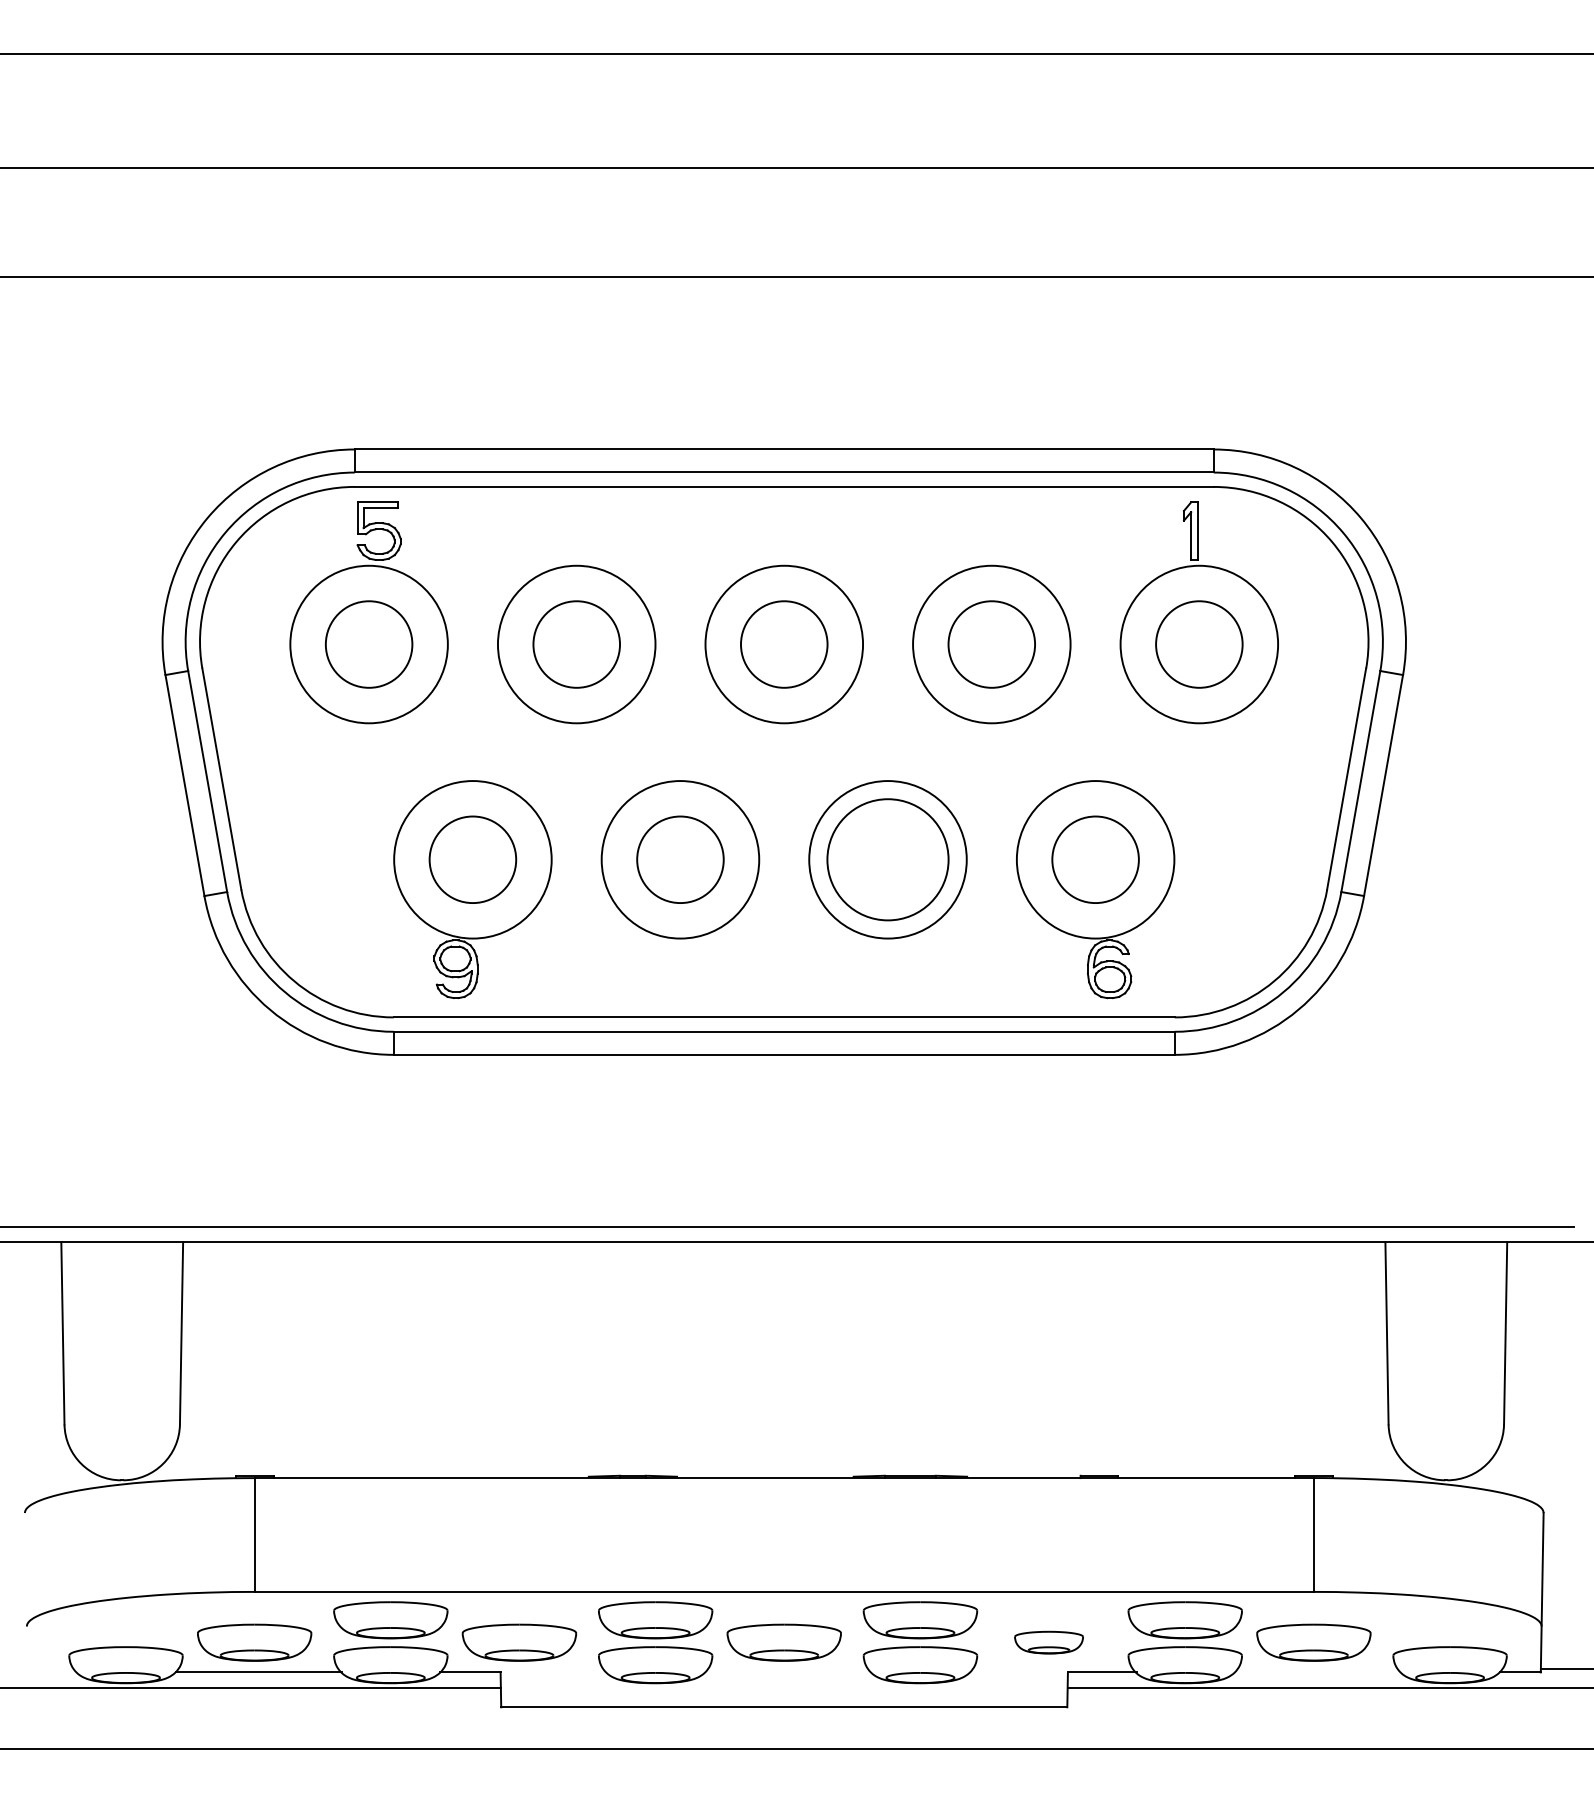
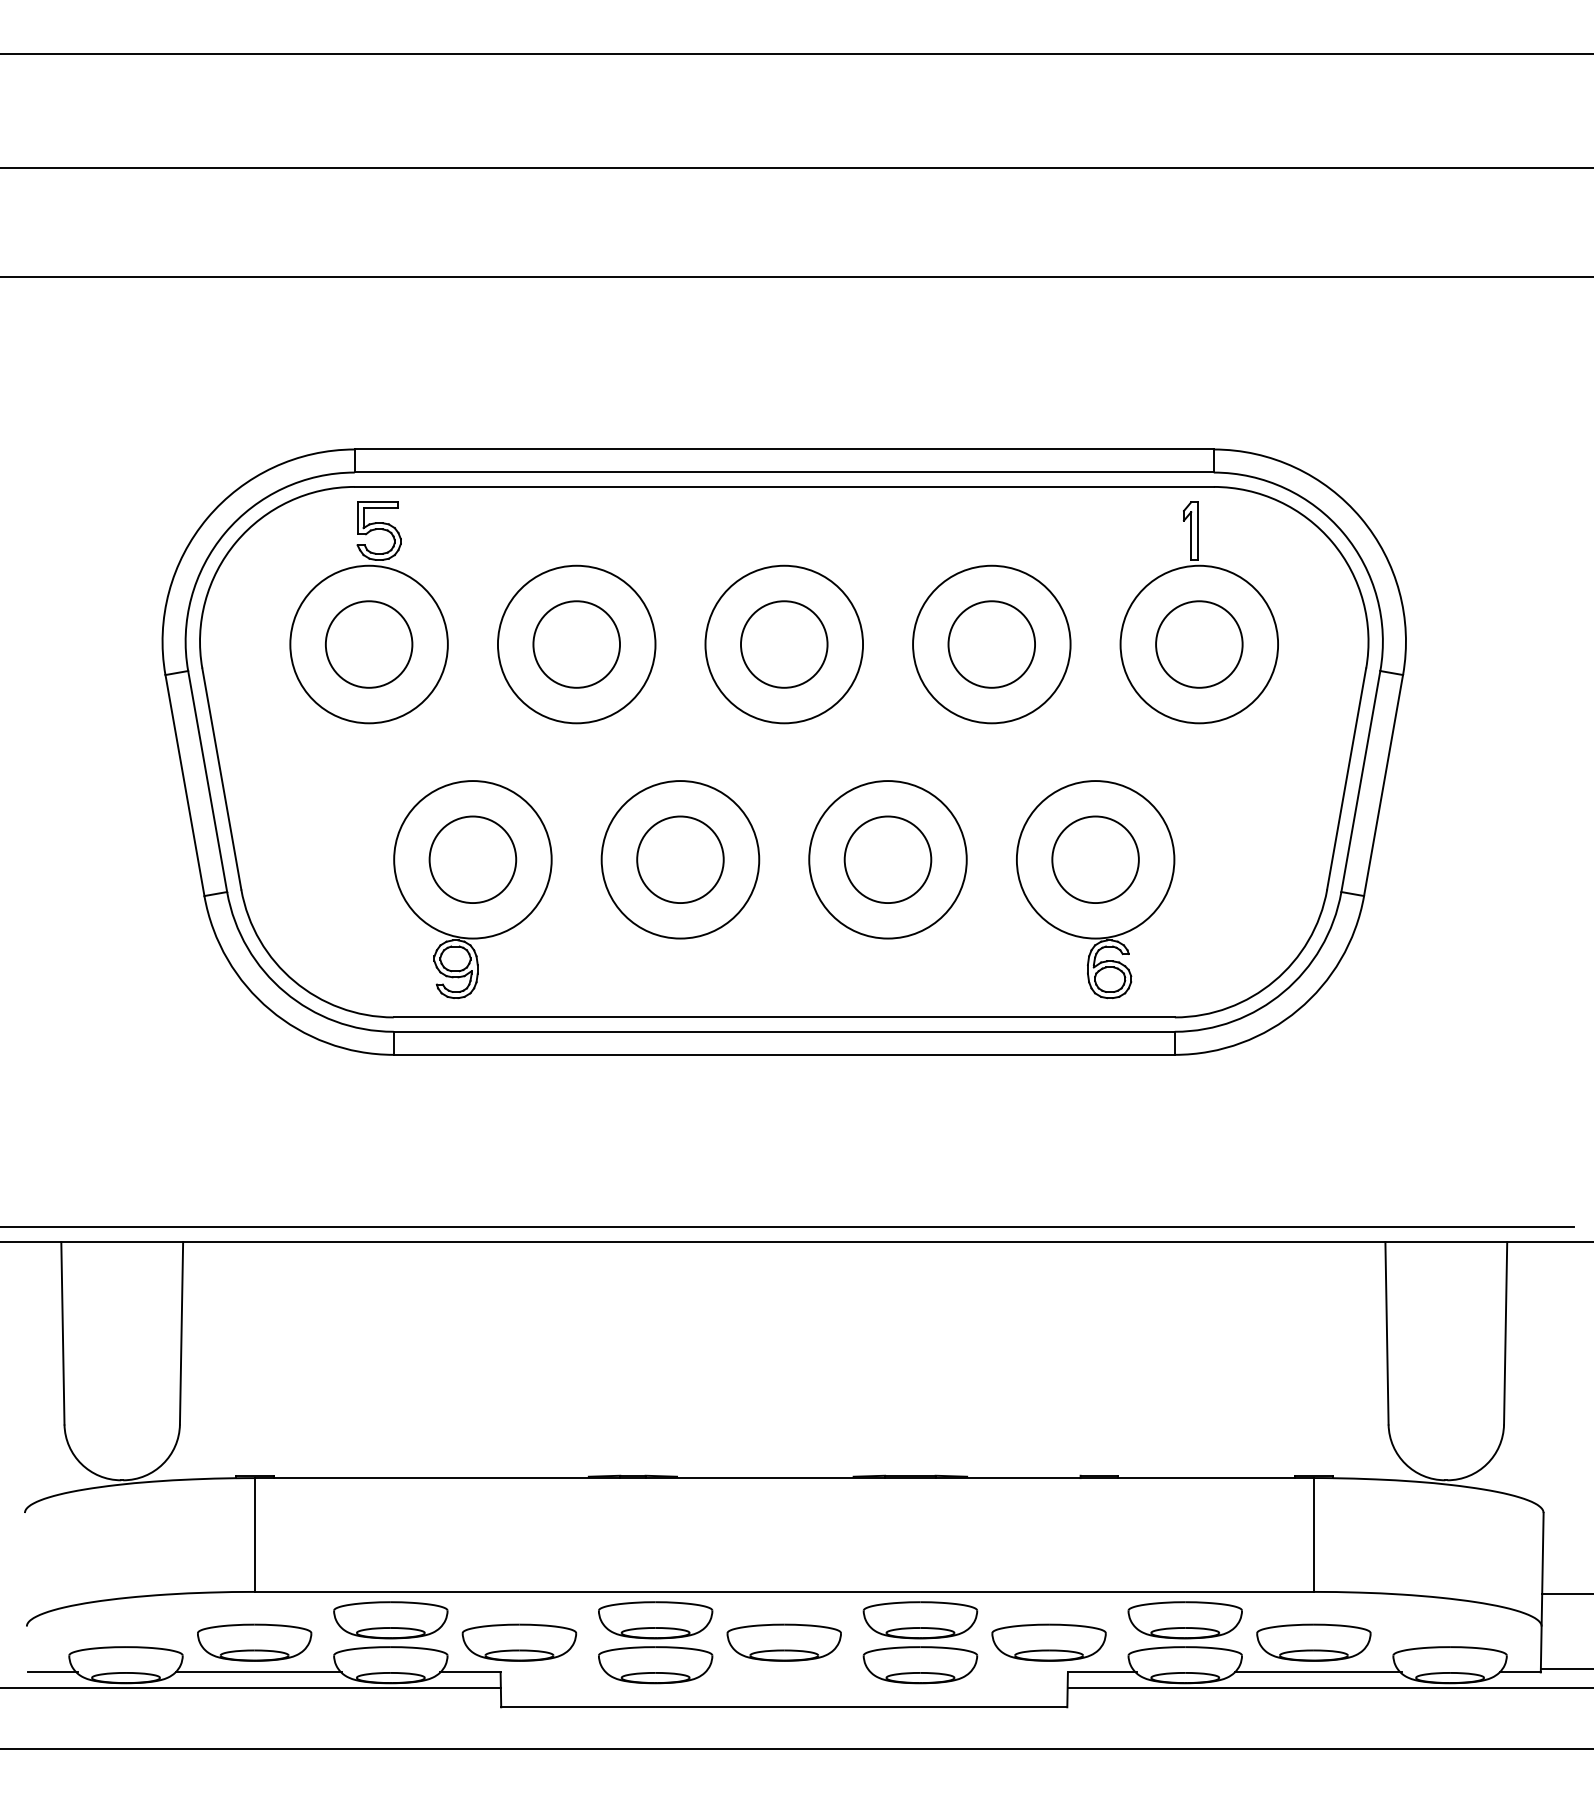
circle diameter: 121 px -> 87 px (887, 859)
line: none -> present (1566, 1593)
part size: 70x25 px -> 116x39 px (1048, 1642)
line: none -> present (52, 1672)
line: none -> present (1317, 1672)
